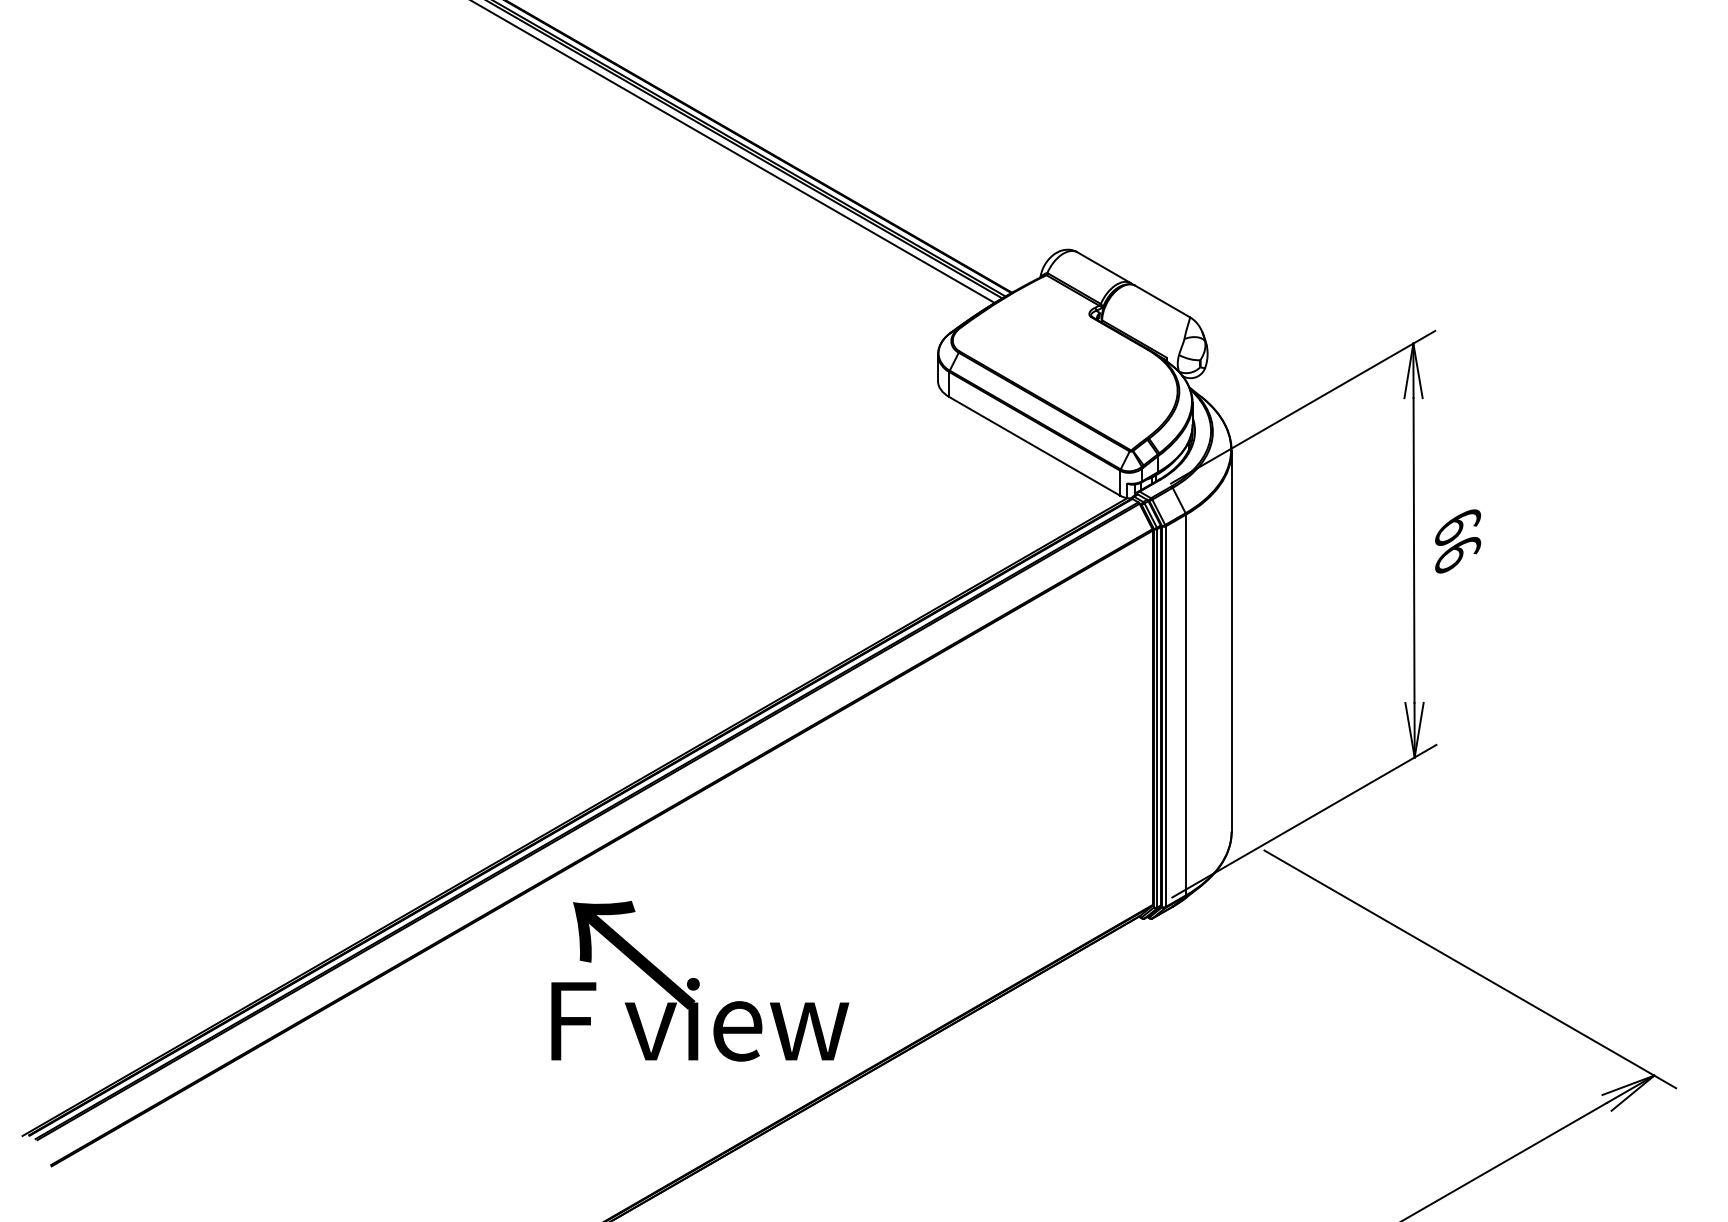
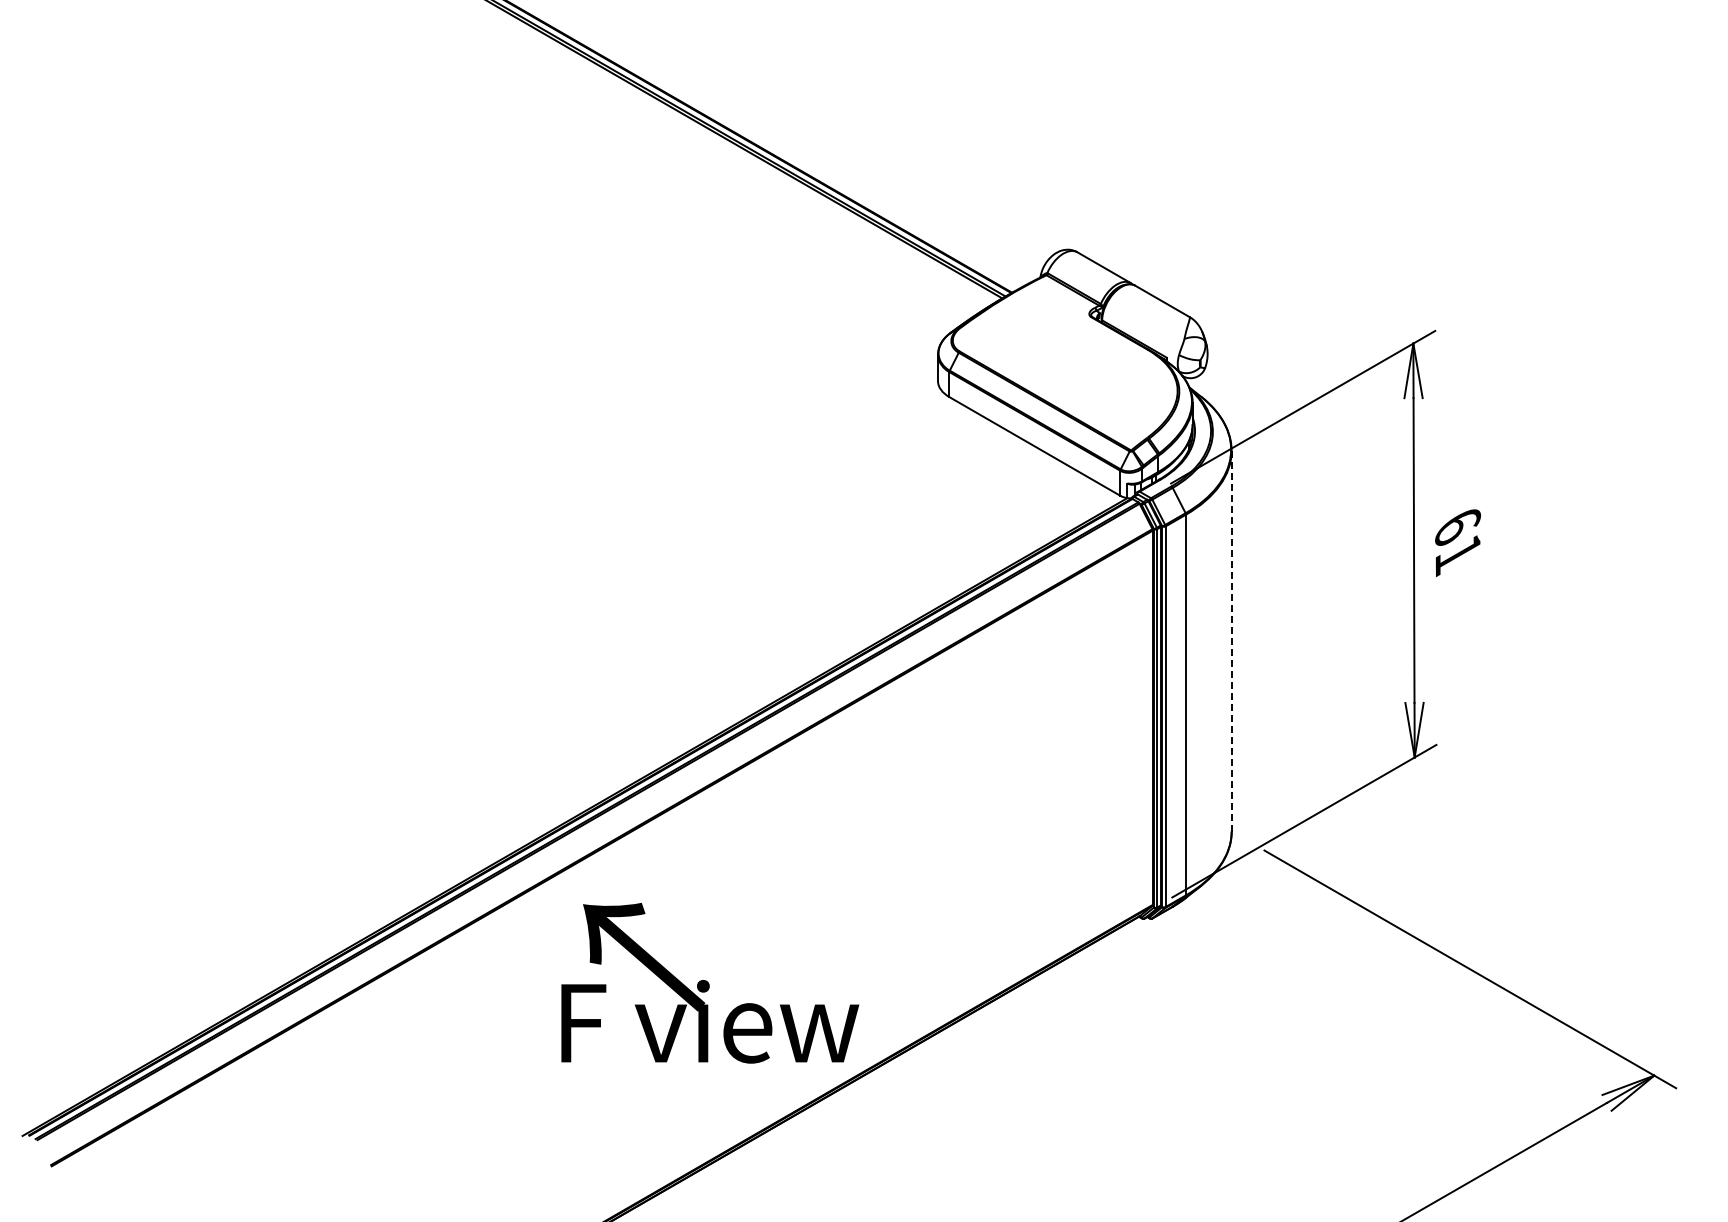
line: present -> none (734, 152)
text: 66 -> 61 (1458, 556)
line: solid -> dashed (1231, 640)
text position: (700, 980) -> (710, 982) (710, 982)
